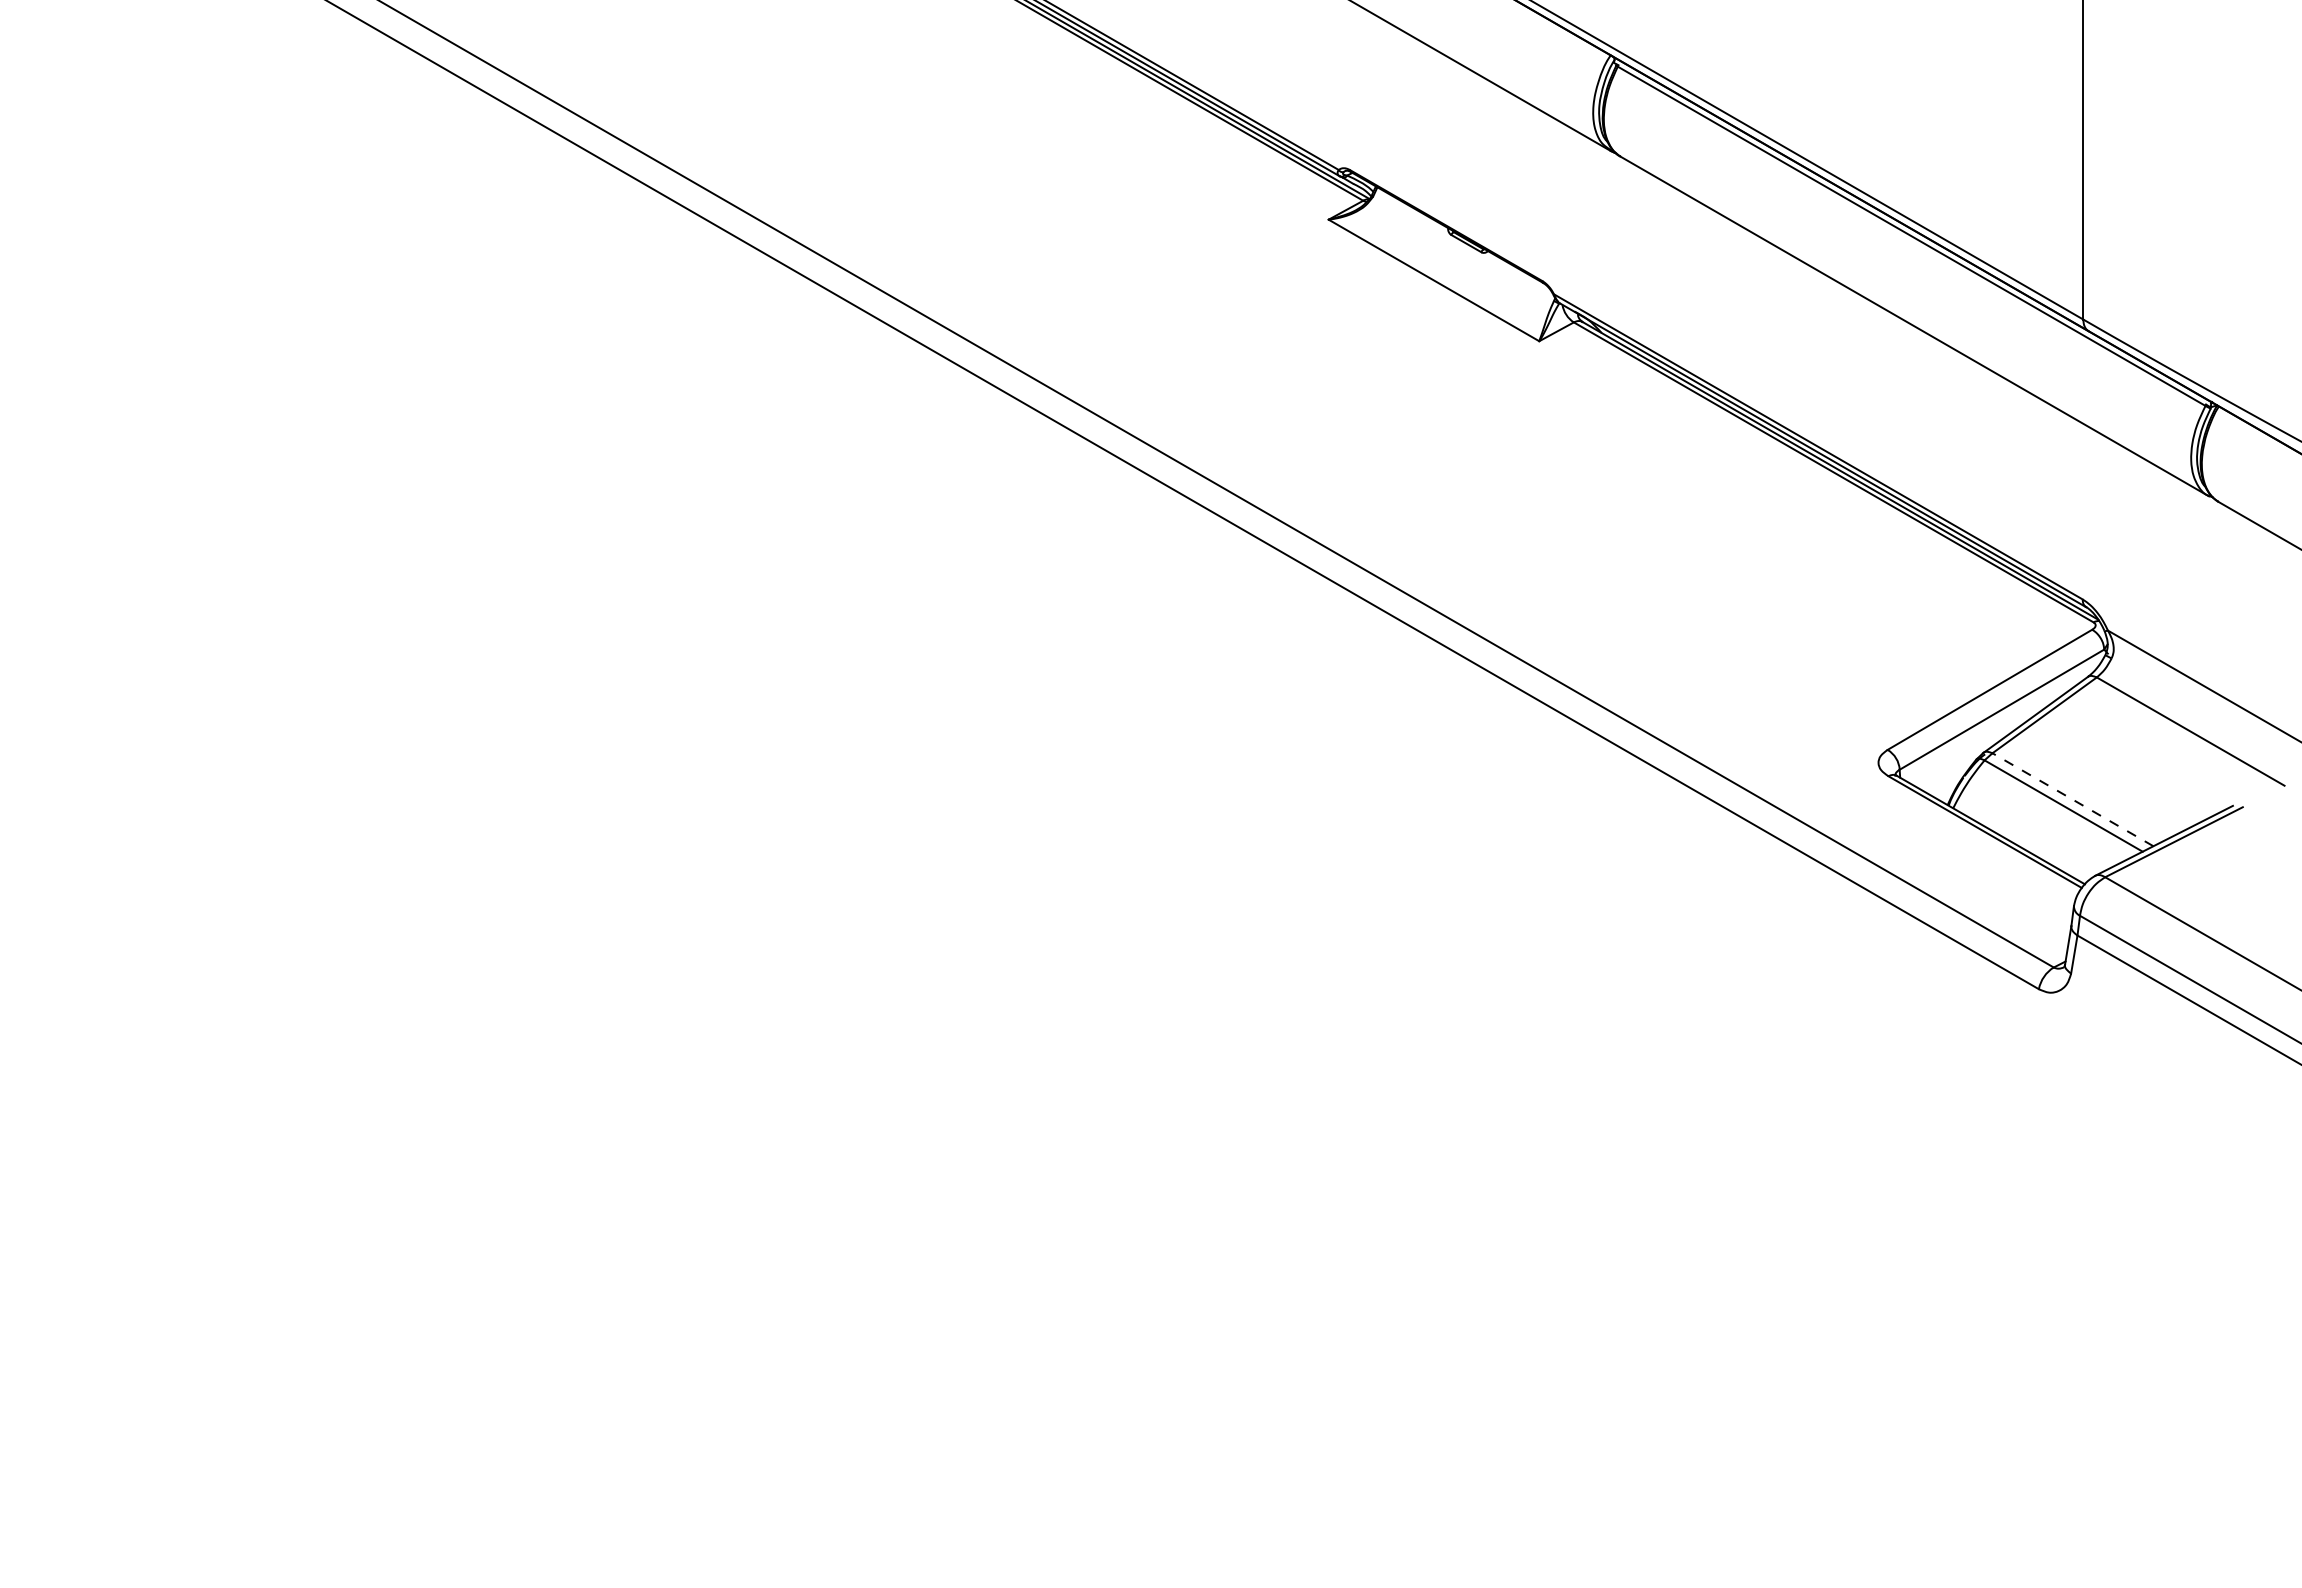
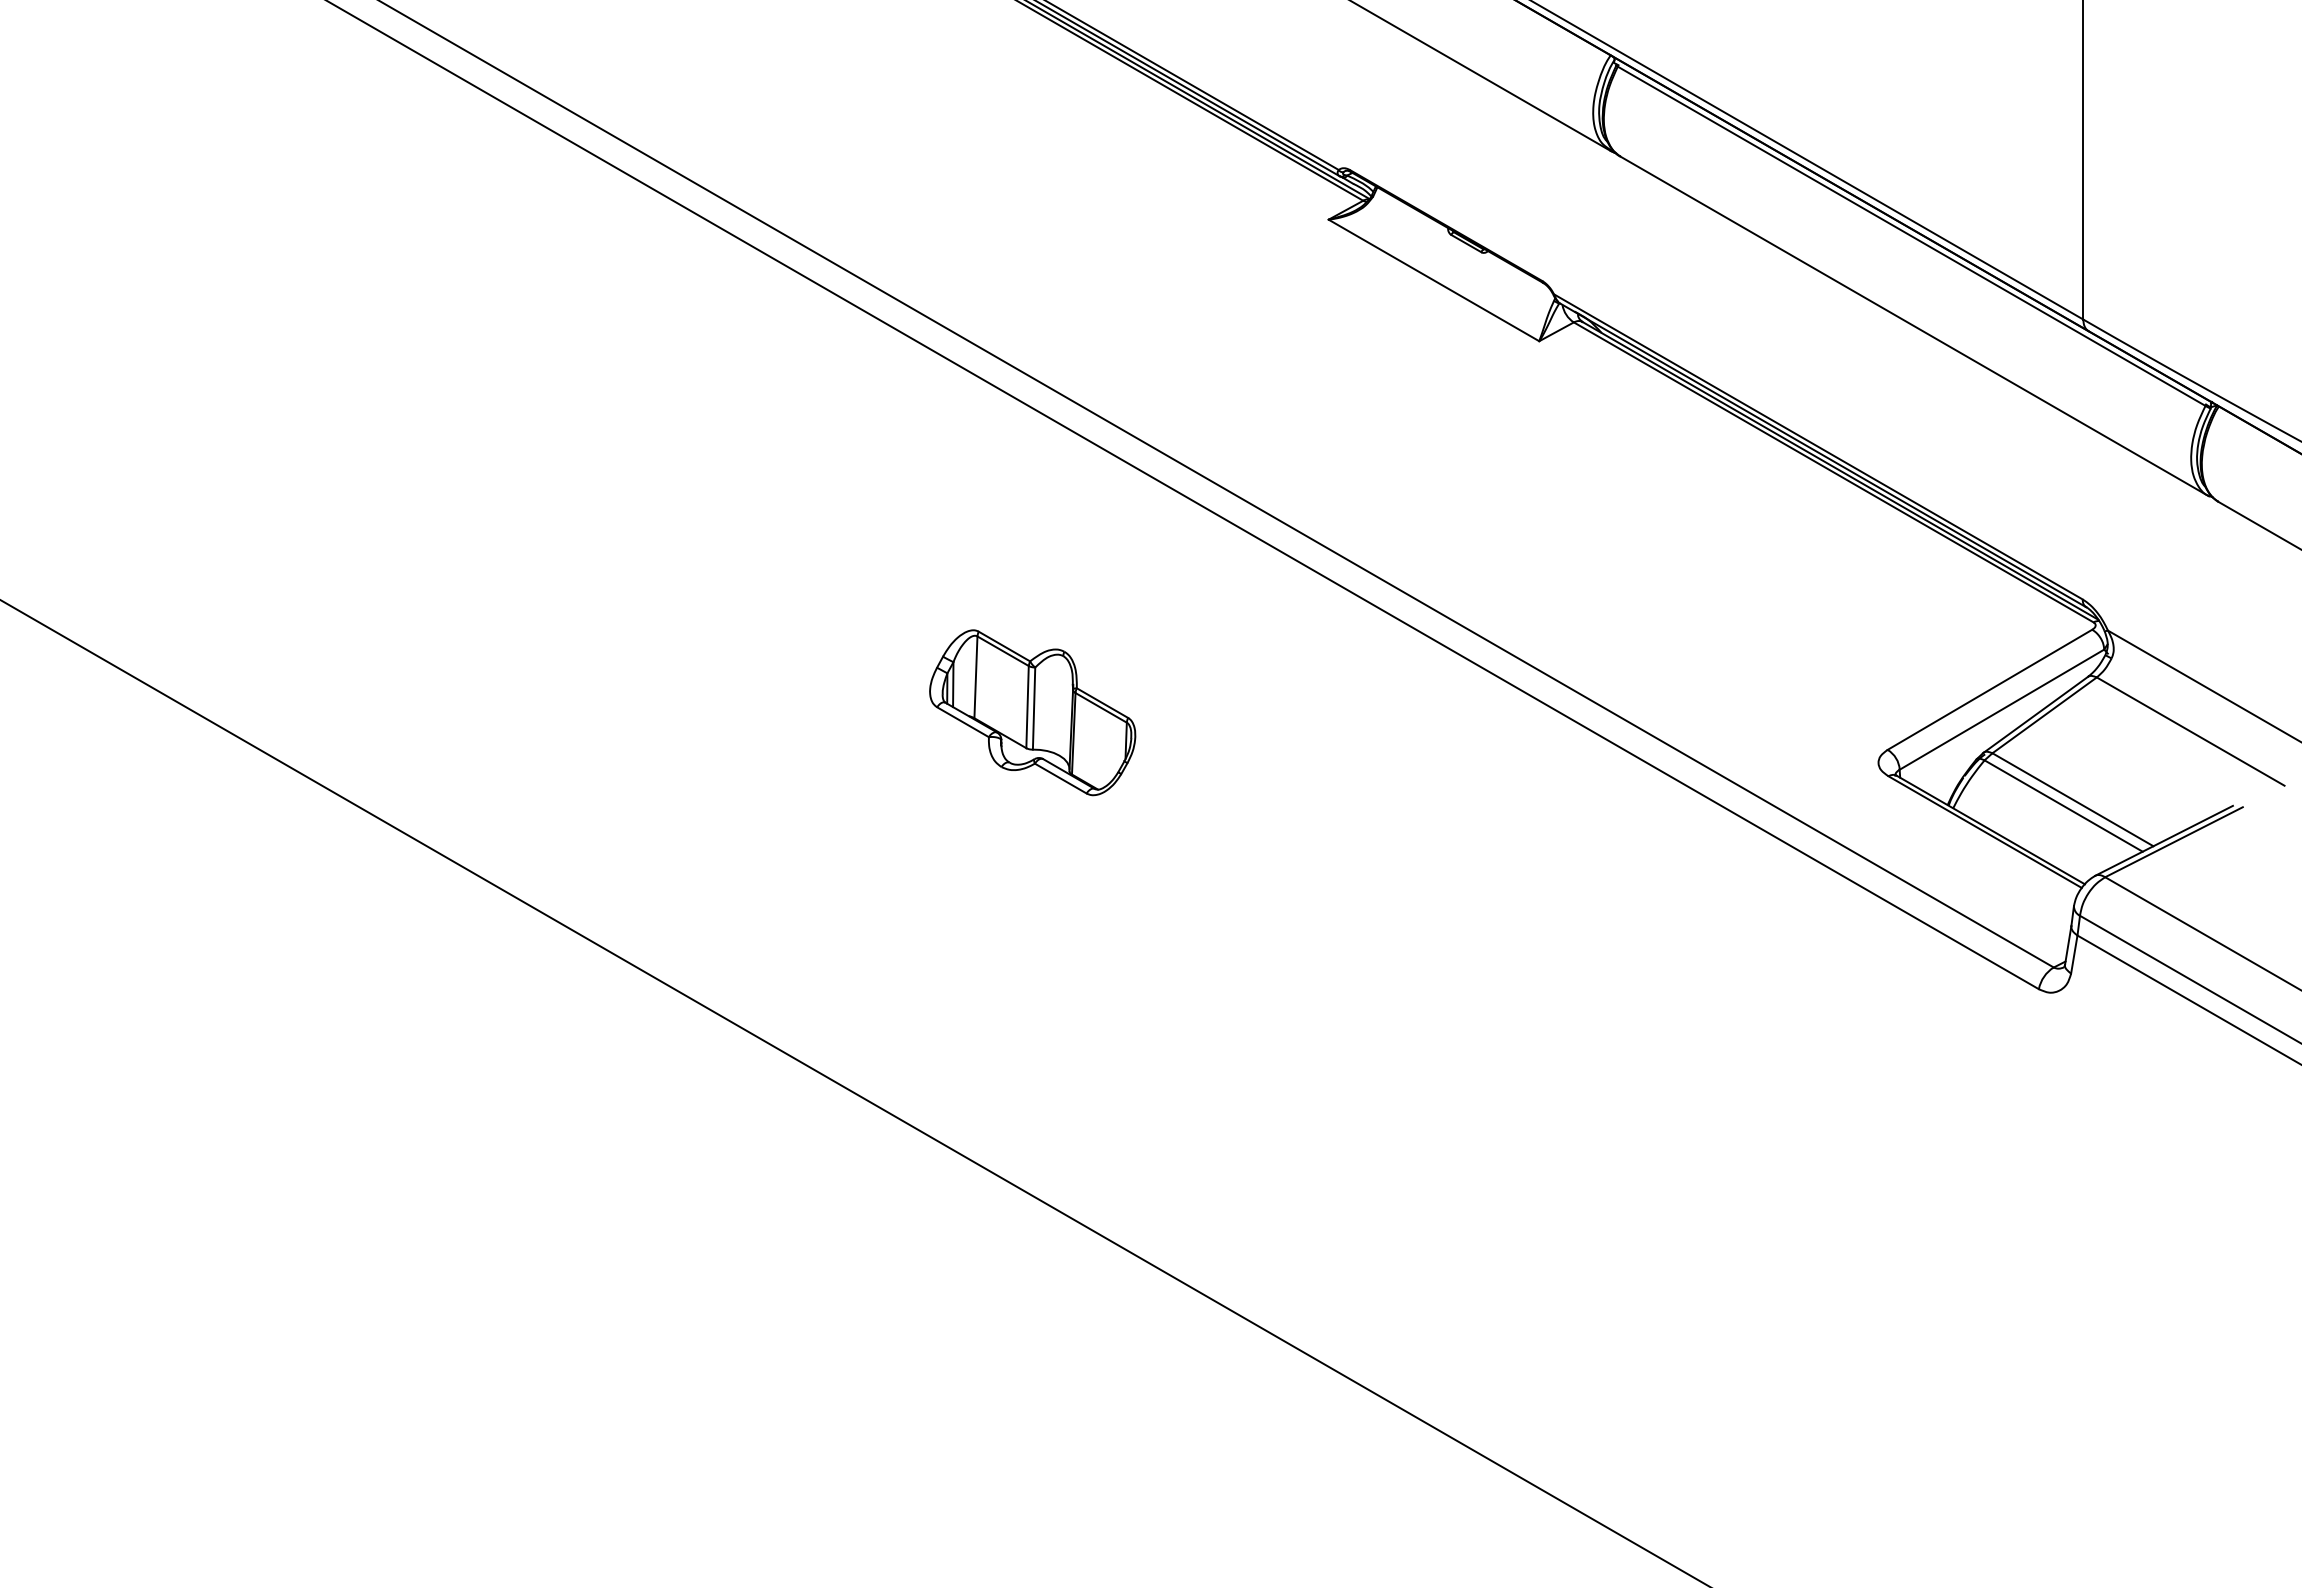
part: none -> present (1032, 712)
line: dashed -> solid (2072, 799)
line: none -> present (854, 1092)
